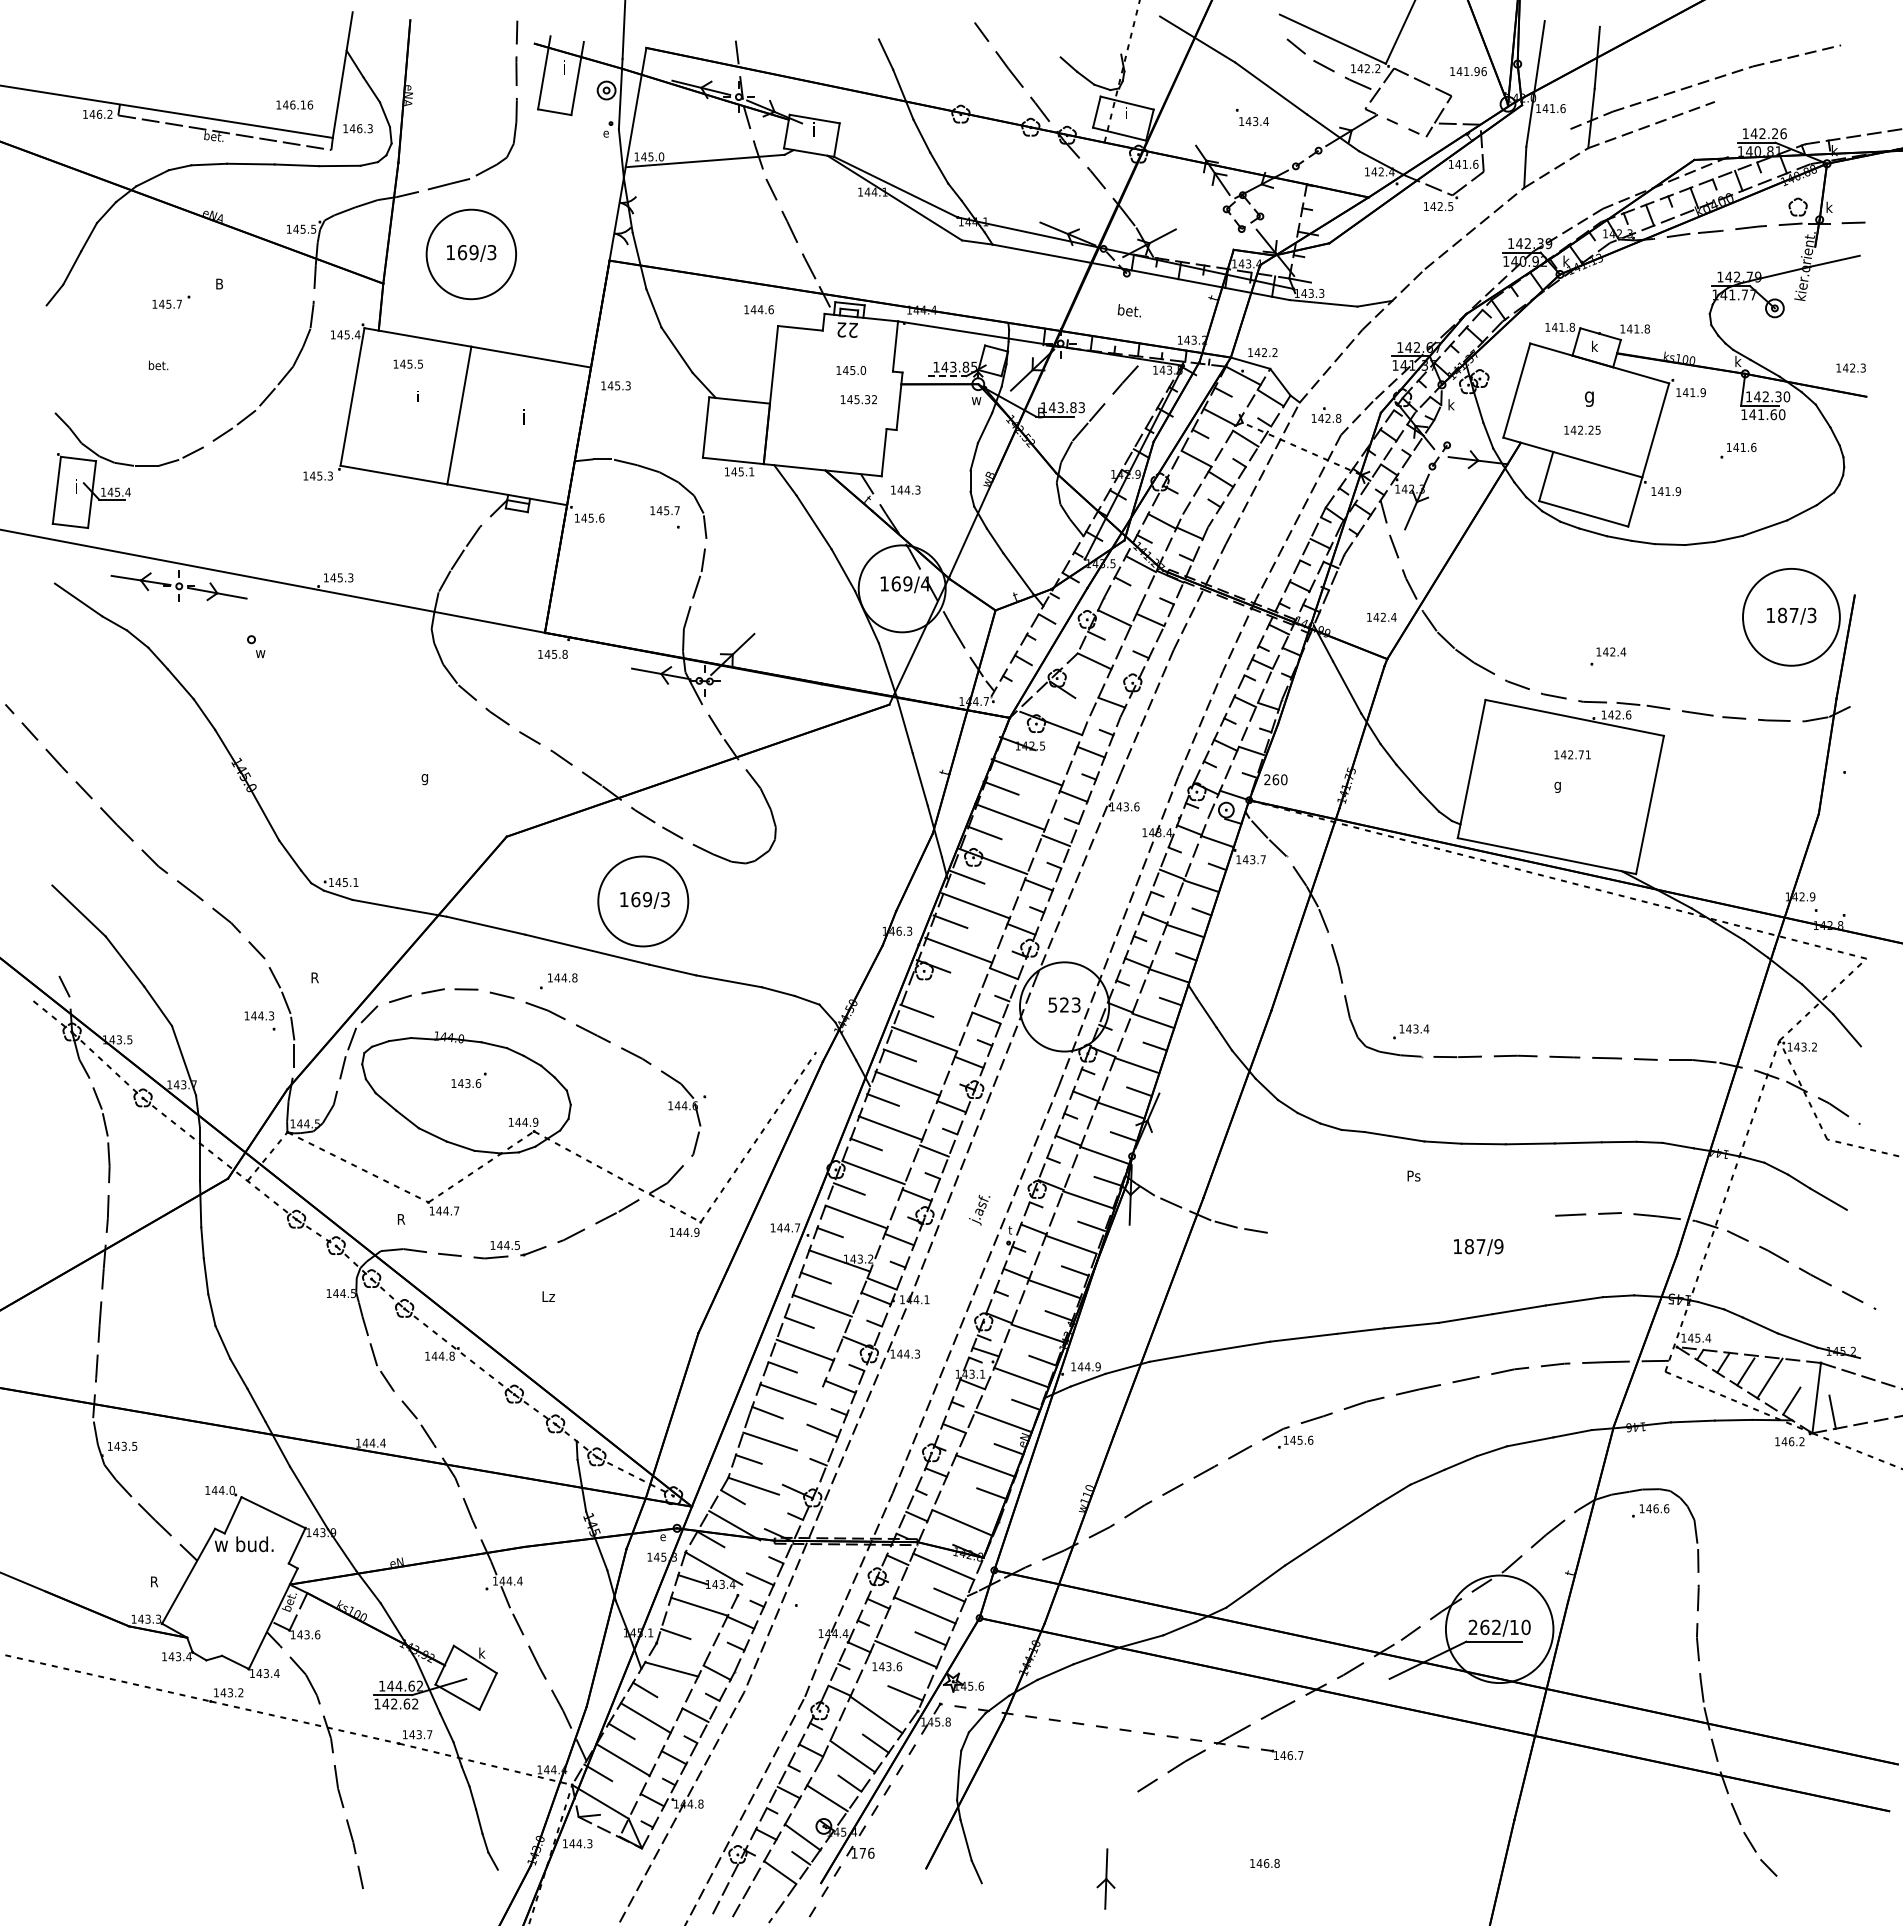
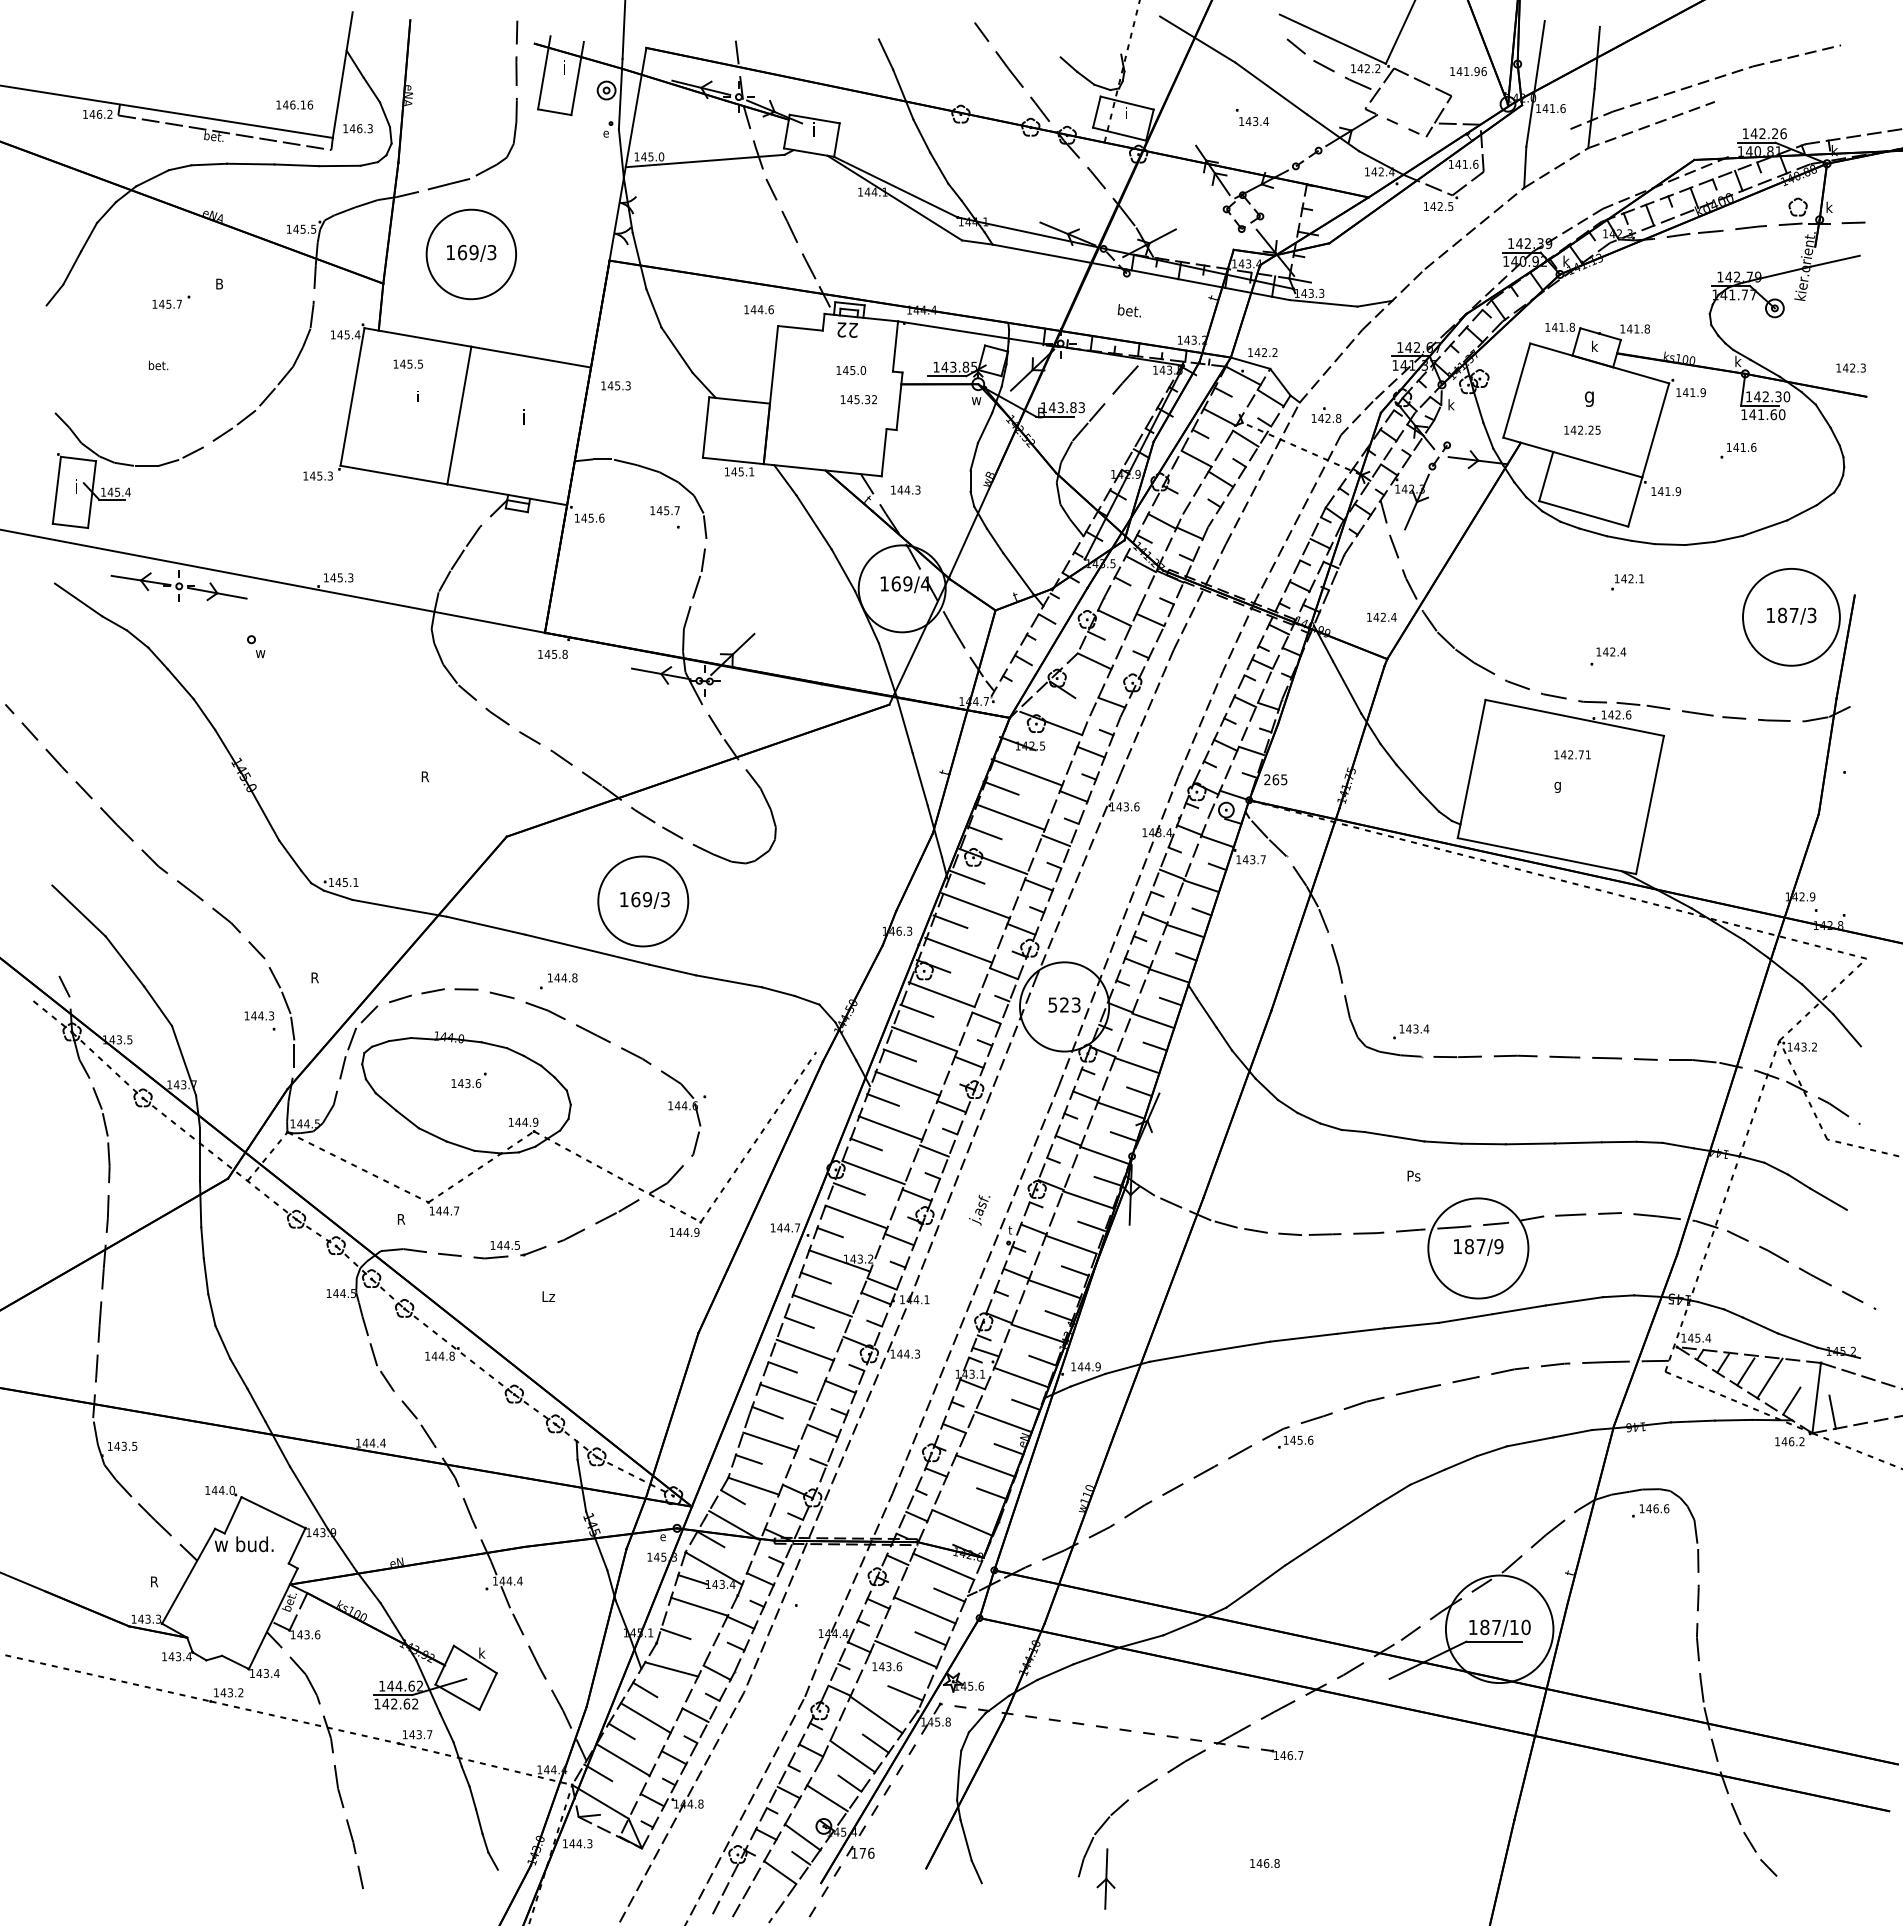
line: dashed -> solid (947, 376)
part: none -> present (1627, 582)
text: g -> R (424, 778)
text: 260 -> 265 (1284, 779)
line: none -> present (941, 994)
part: none -> present (1427, 1248)
line: none -> present (779, 1491)
text: 262/10 -> 187/10 (1484, 1626)
part: none -> present (1096, 1834)
